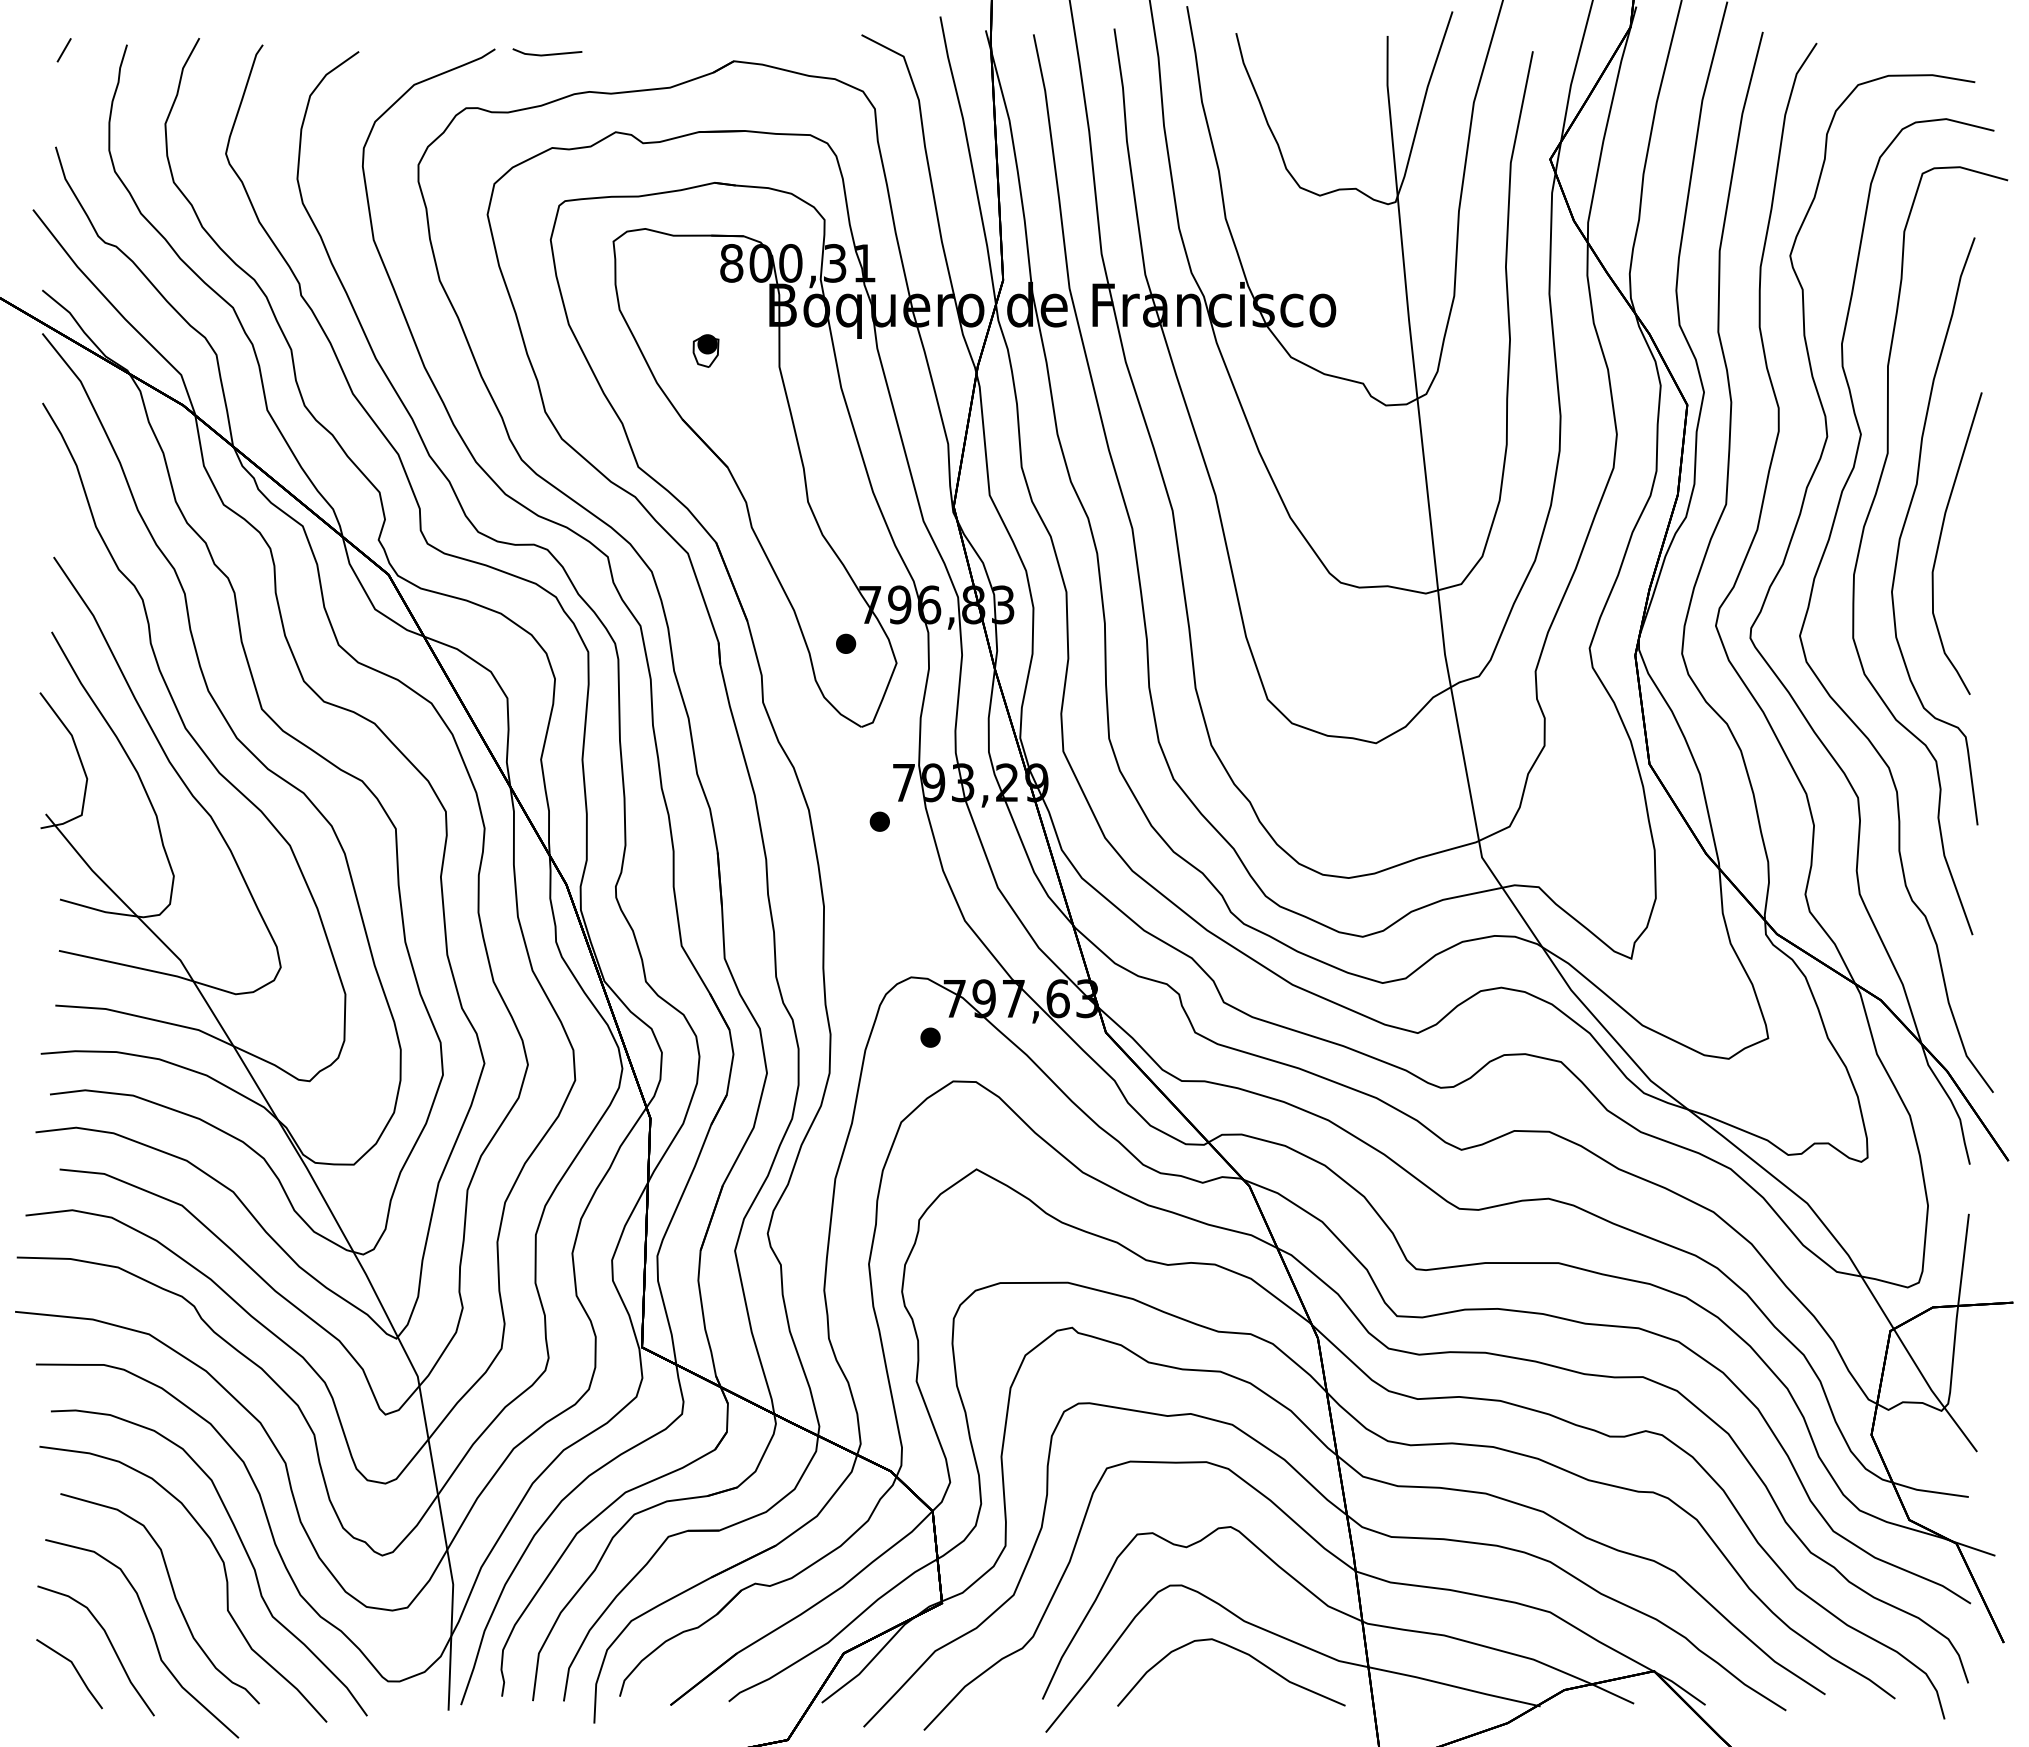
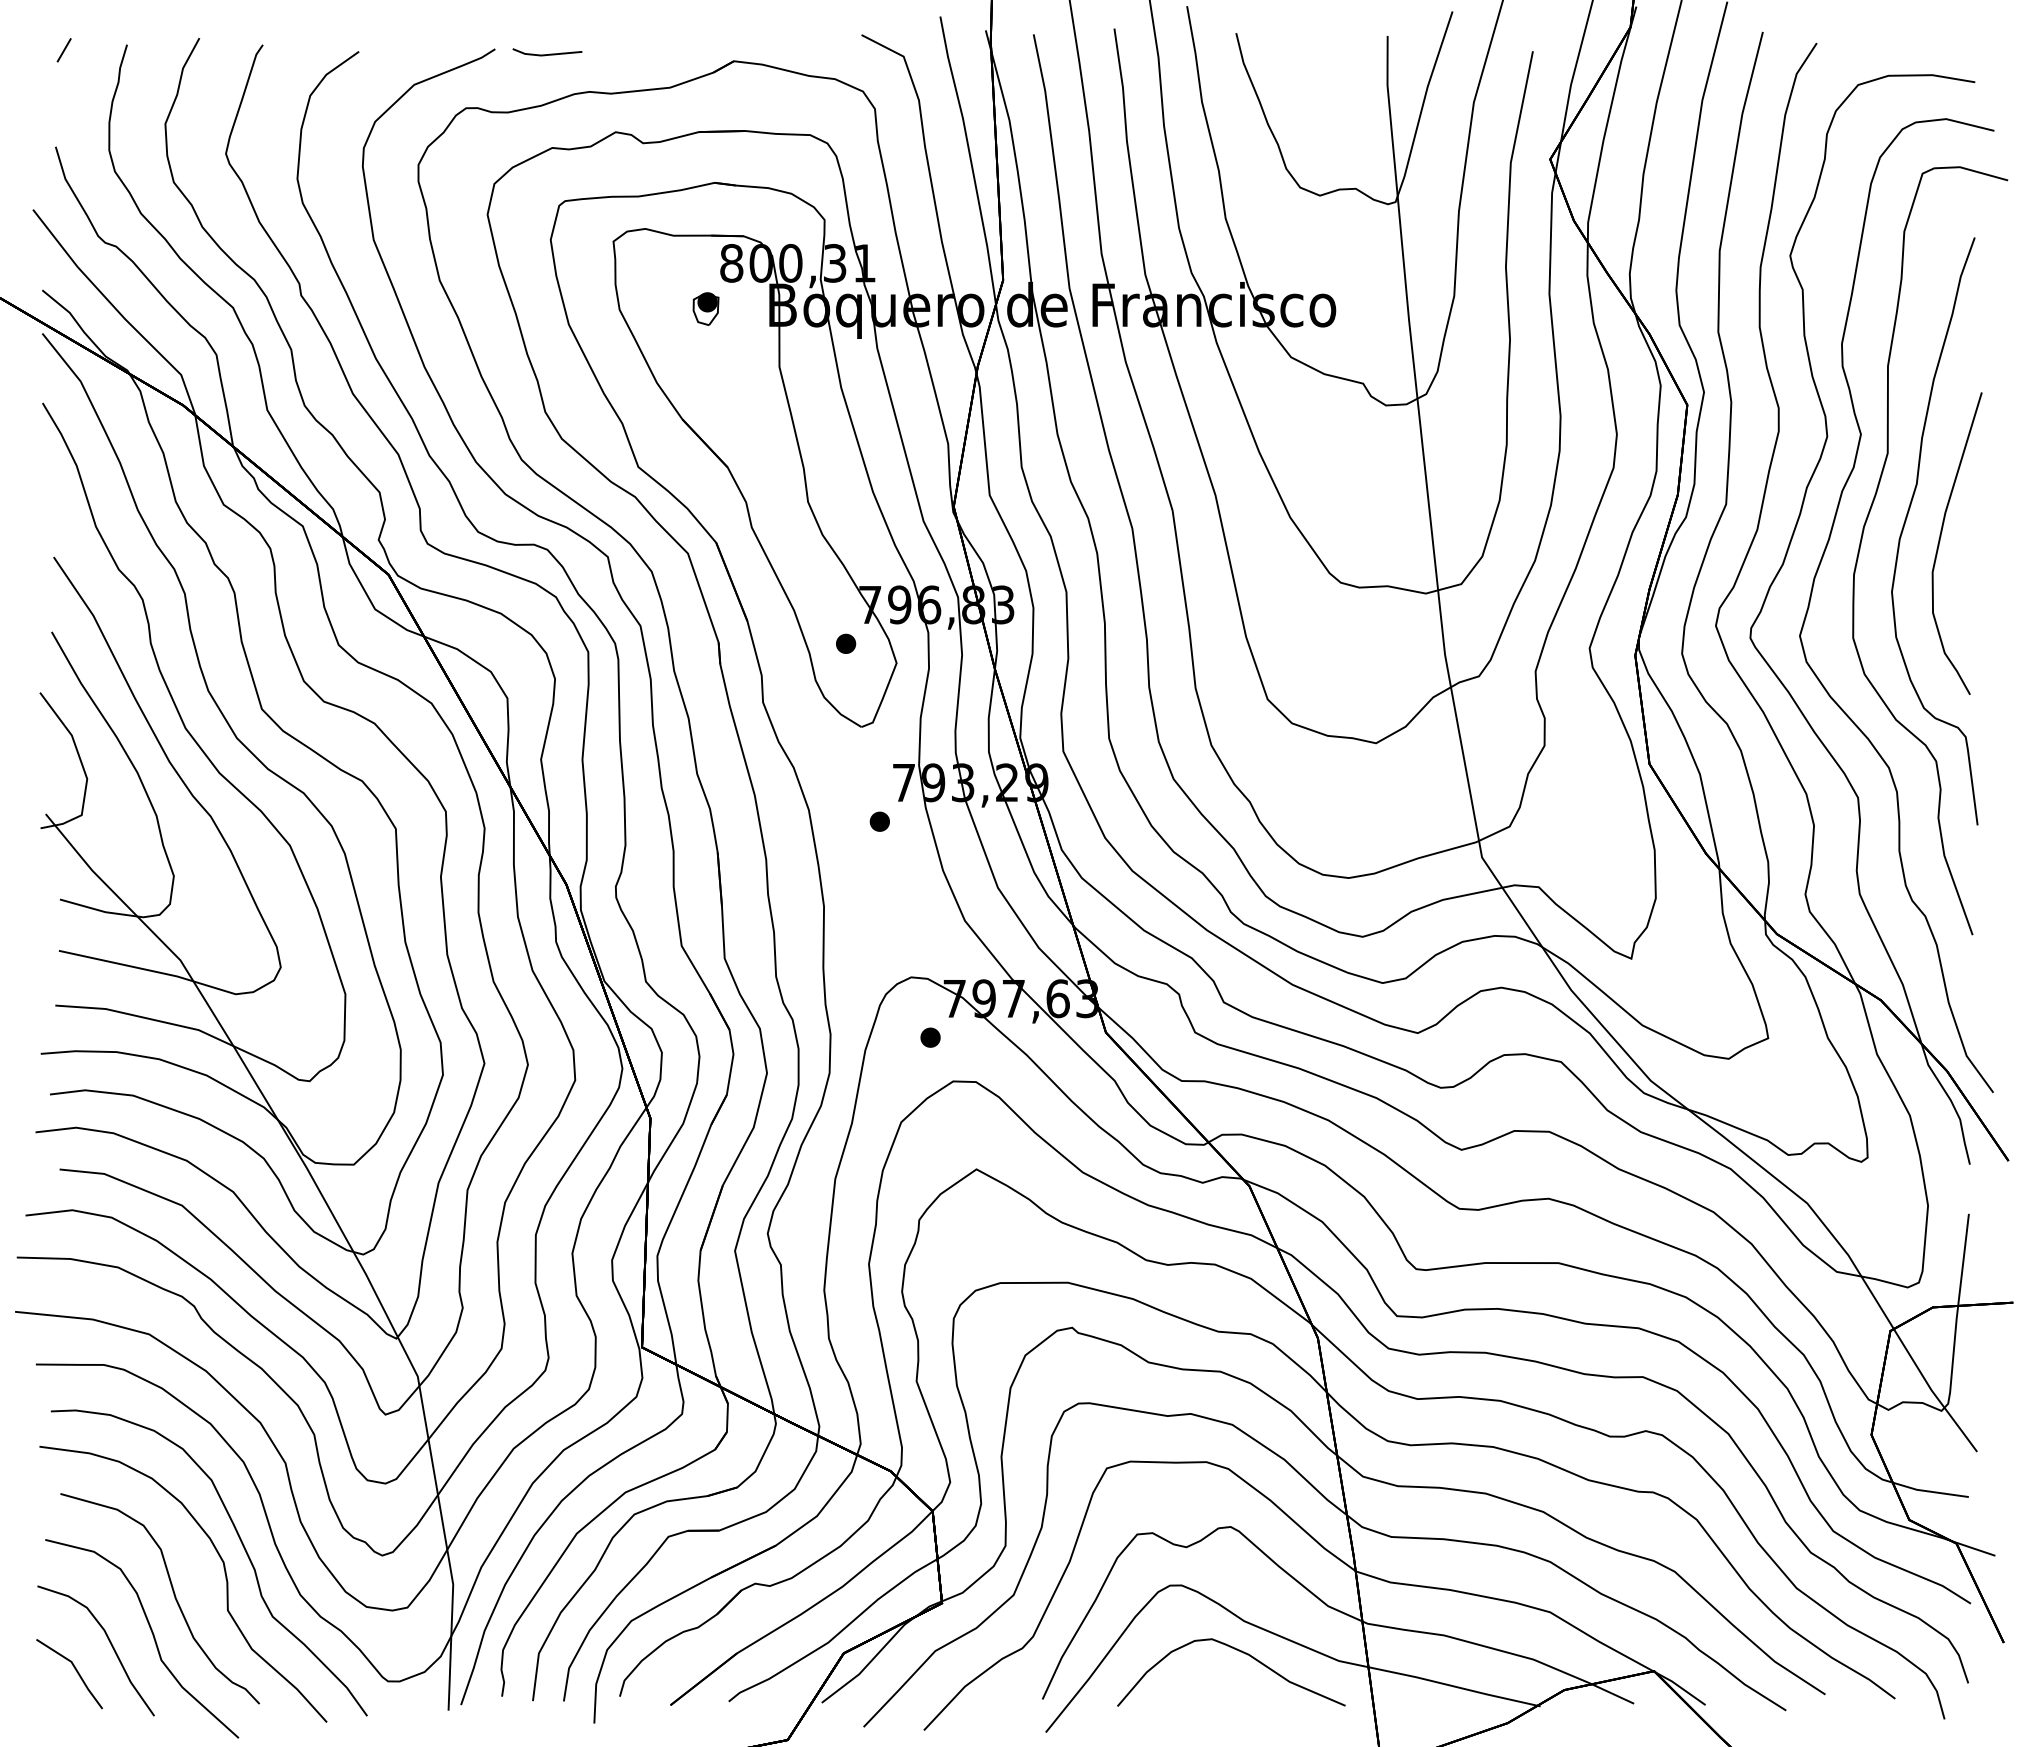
part position: (705, 350) -> (705, 308) (705, 308)
